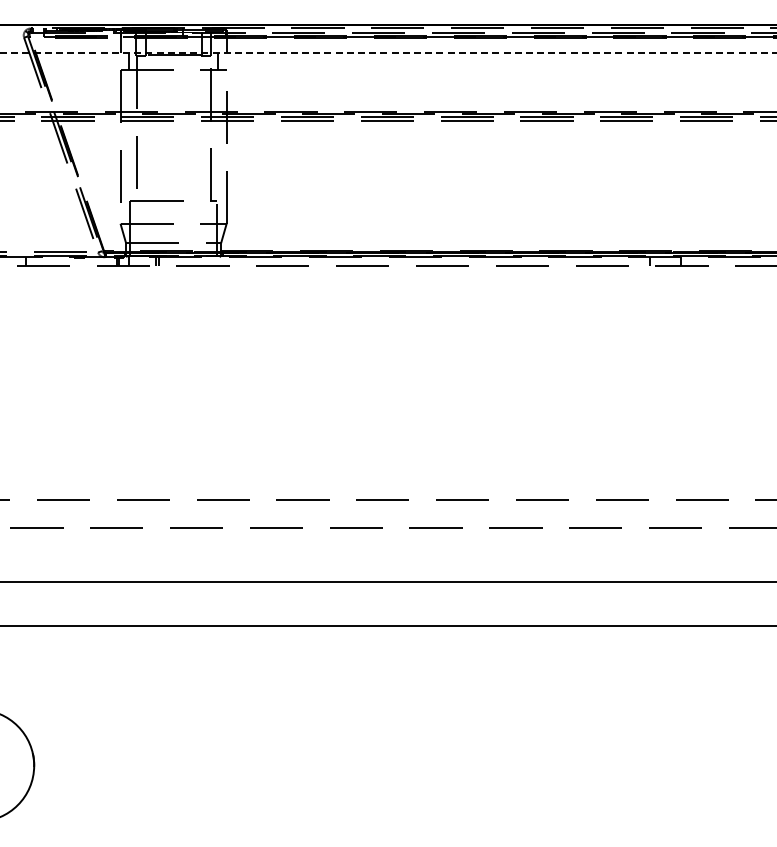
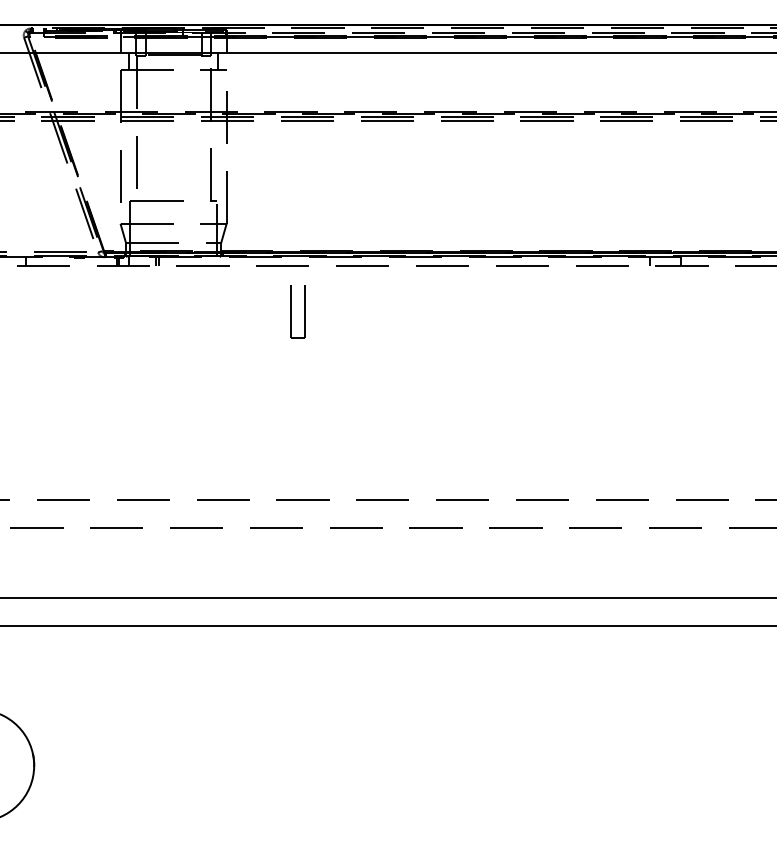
line: dashed -> solid (388, 53)
part: none -> present (297, 311)
line position: (387, 582) -> (387, 598) (387, 598)
